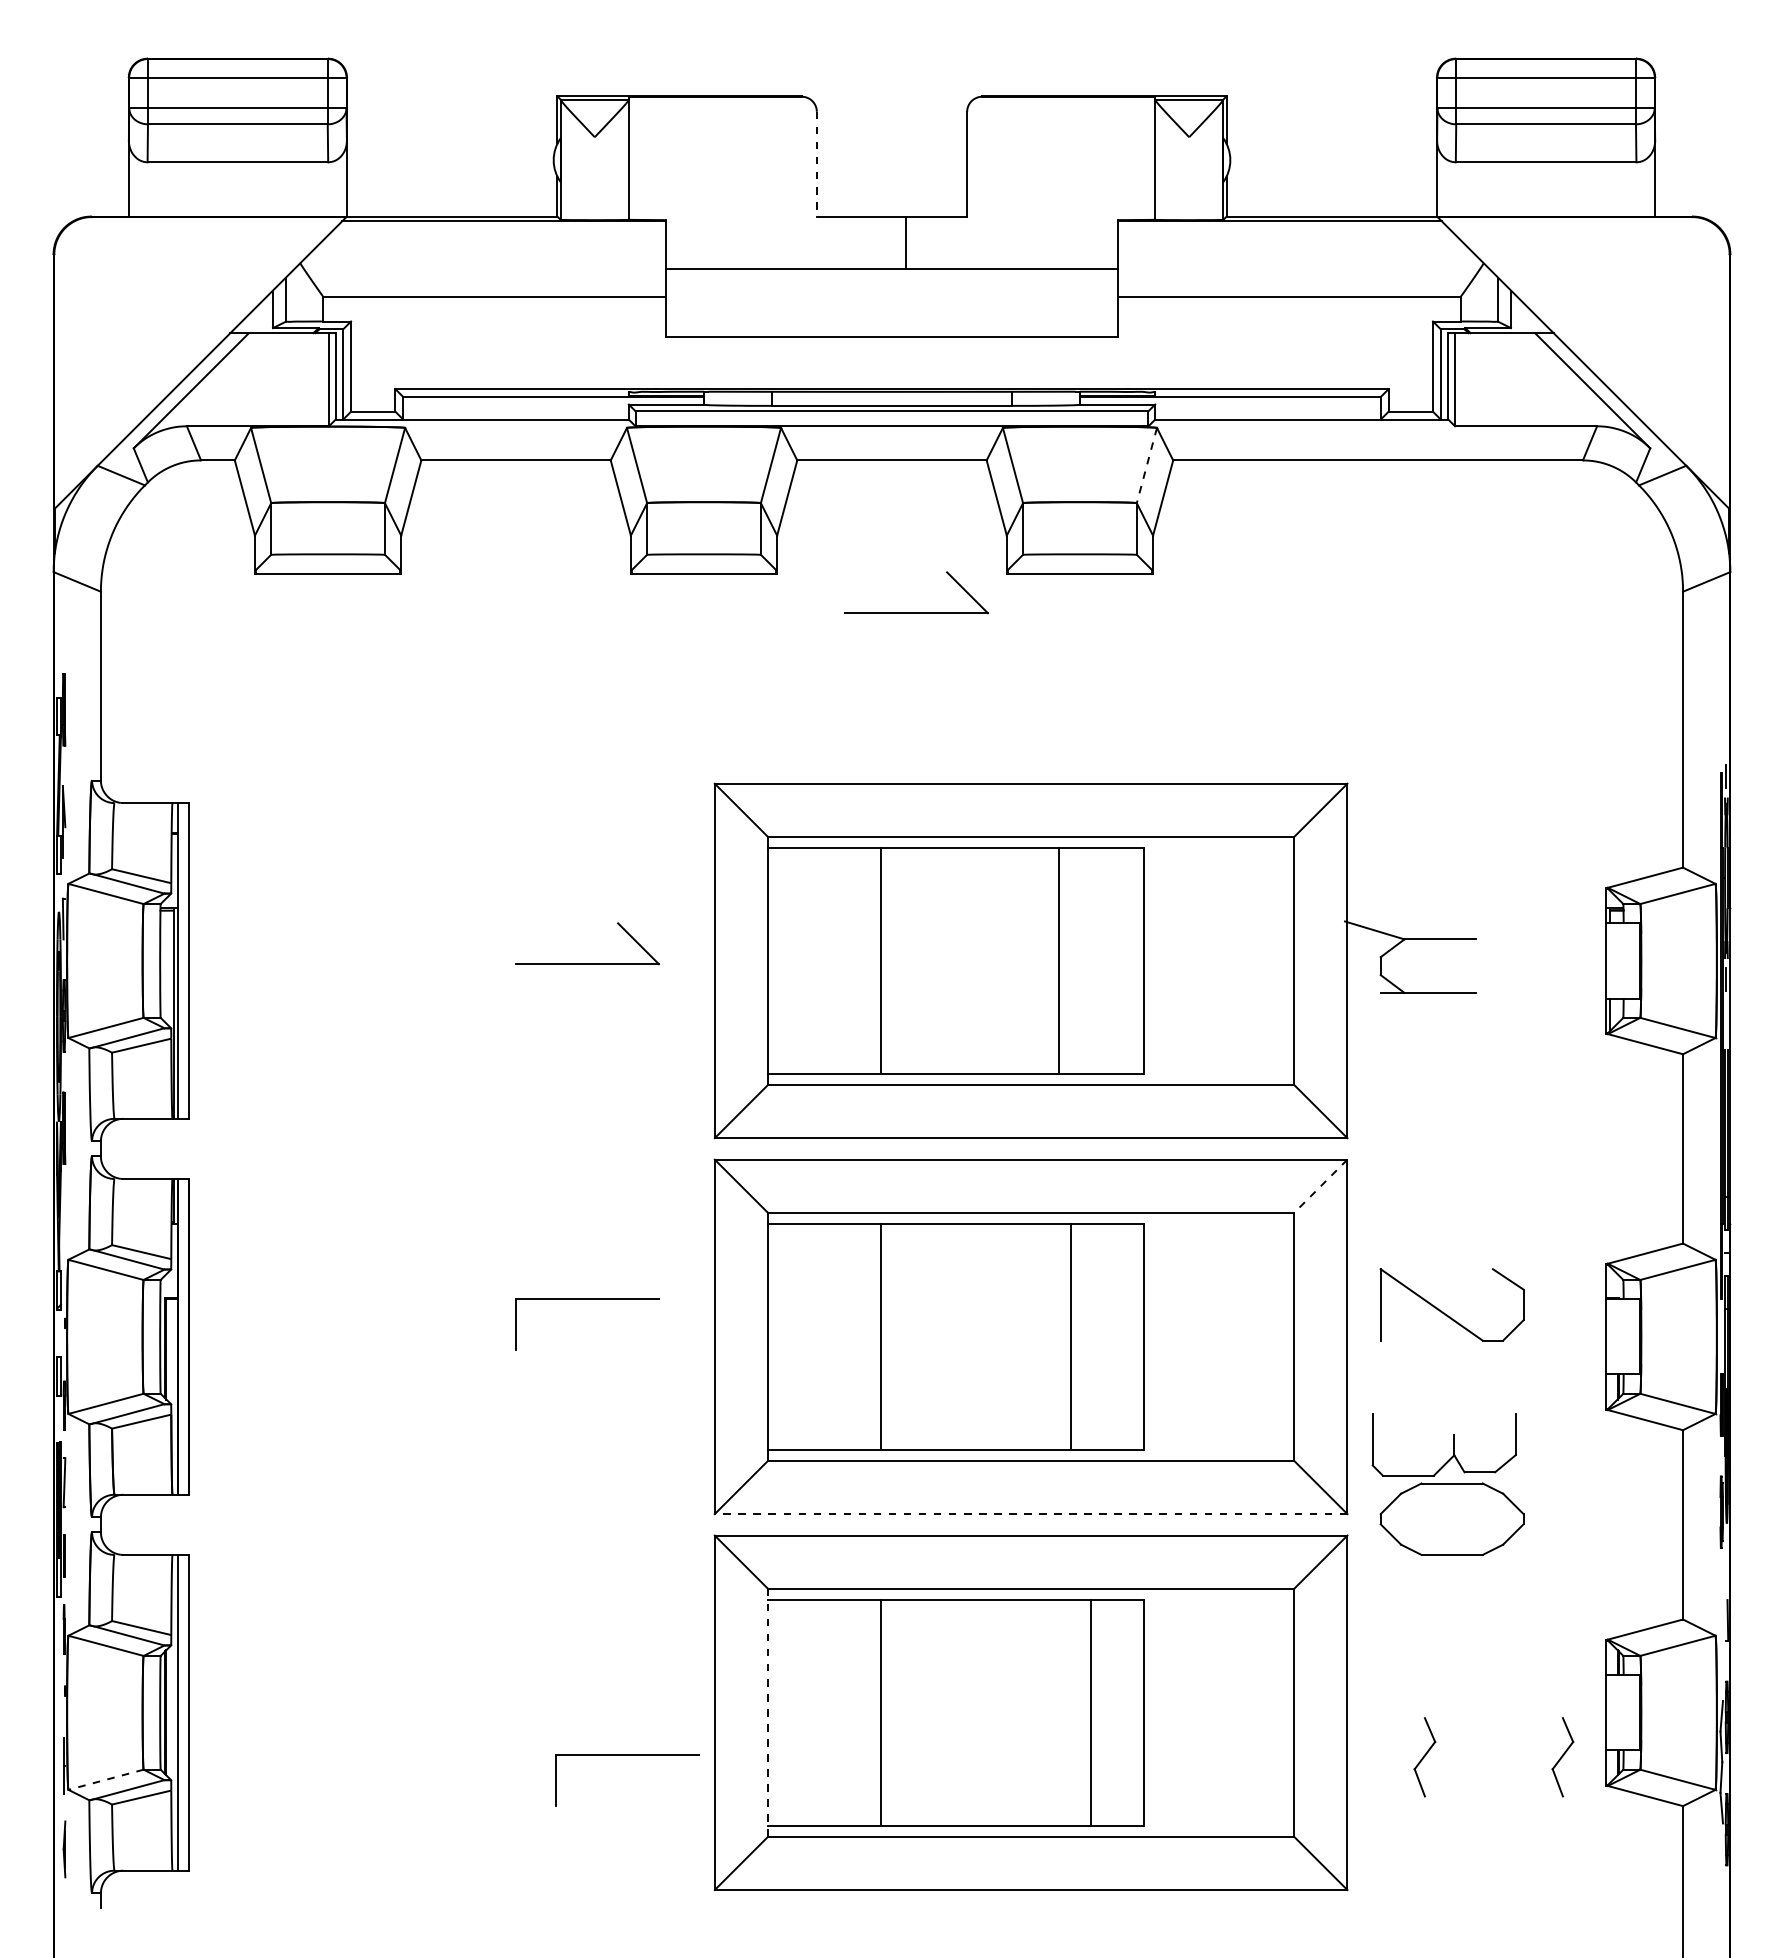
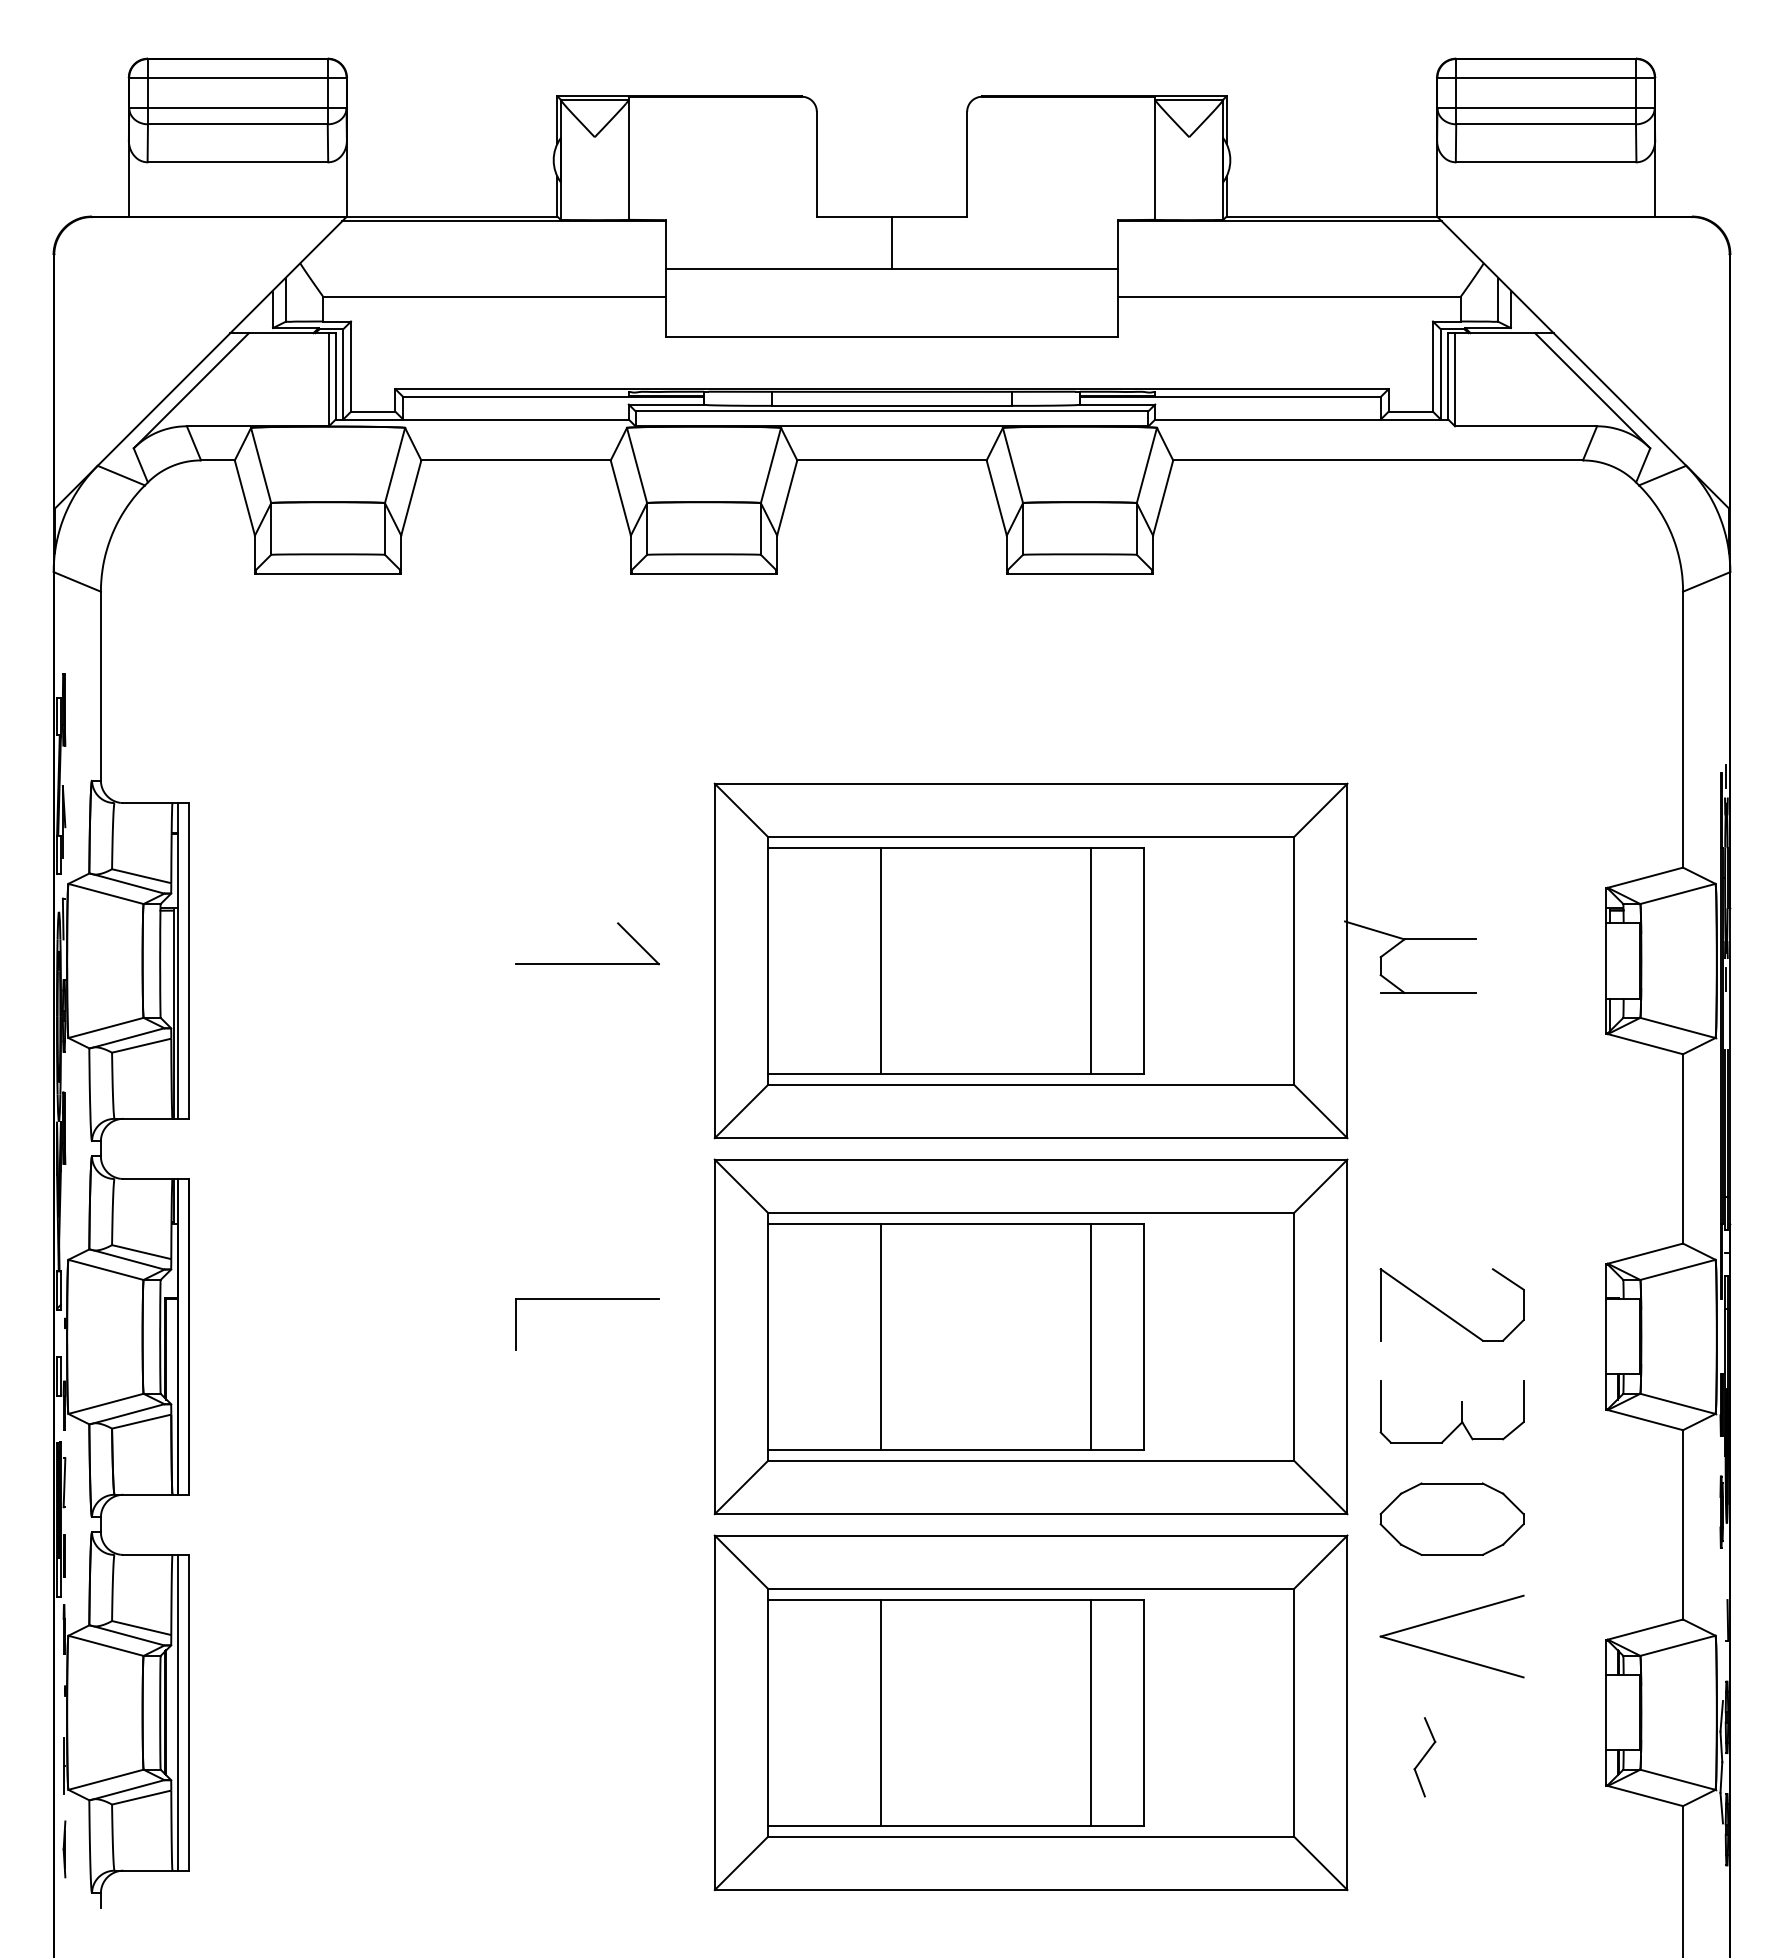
line: dashed -> solid (816, 164)
line position: (906, 242) -> (892, 242) (892, 242)
line: dashed -> solid (1146, 465)
part: present -> none (916, 612)
line position: (1059, 960) -> (1091, 960) (1091, 960)
line: dashed -> solid (1320, 1186)
line position: (1071, 1336) -> (1091, 1336) (1091, 1336)
part position: (1453, 1444) -> (1461, 1411) (1461, 1411)
line: dashed -> solid (1030, 1514)
part: none -> present (1448, 1618)
line: dashed -> solid (767, 1712)
part: present -> none (627, 1755)
part: present -> none (1562, 1757)
line: dashed -> solid (106, 1779)
